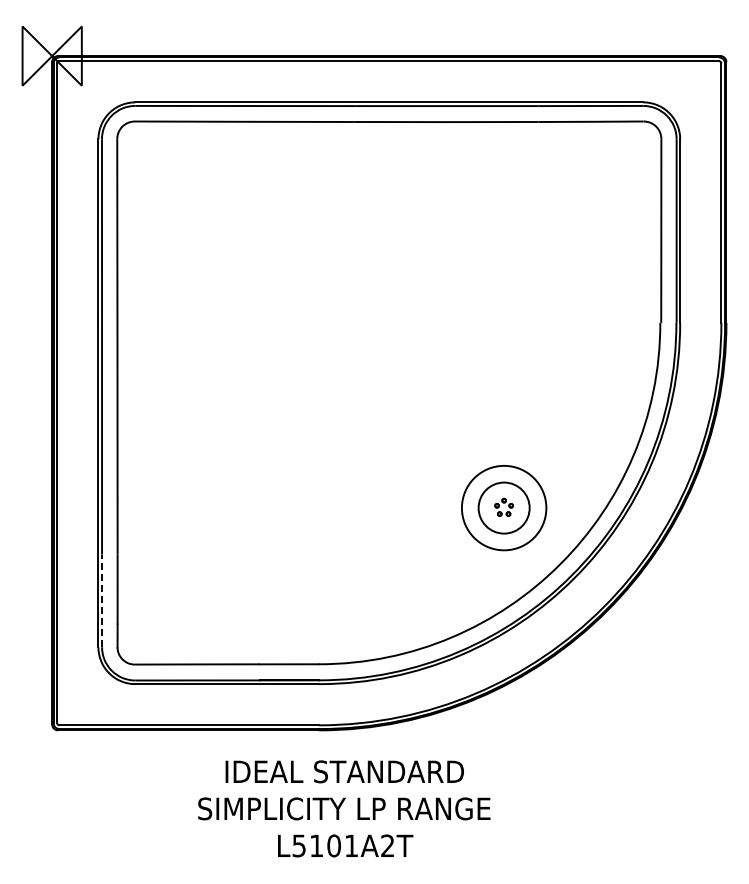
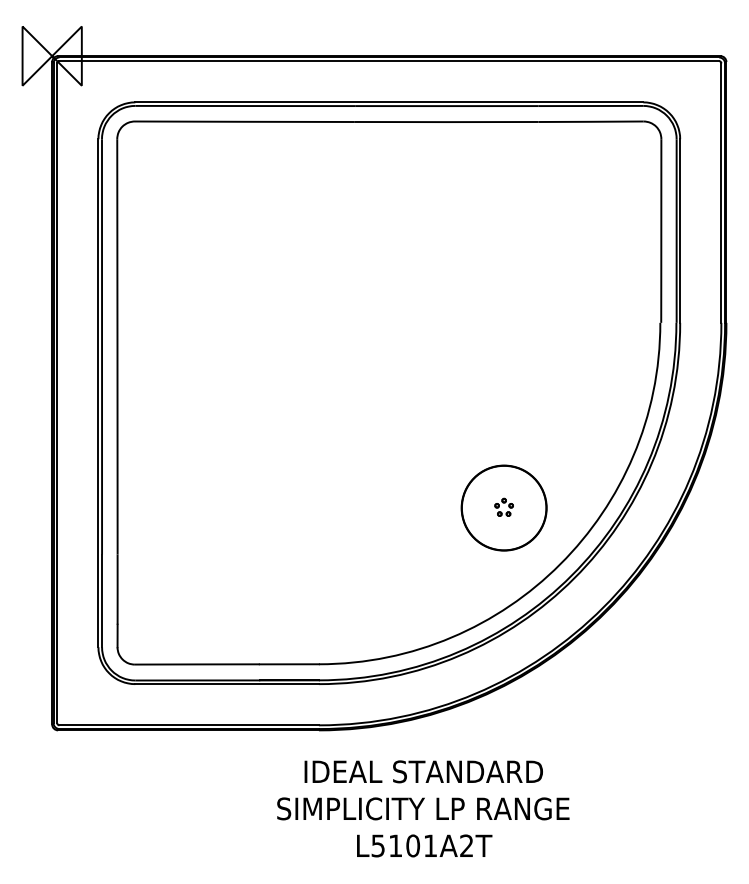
circle diameter: 51 px -> 85 px (503, 507)
line: dashed -> solid (102, 600)
text position: (344, 808) -> (423, 808) (423, 808)
